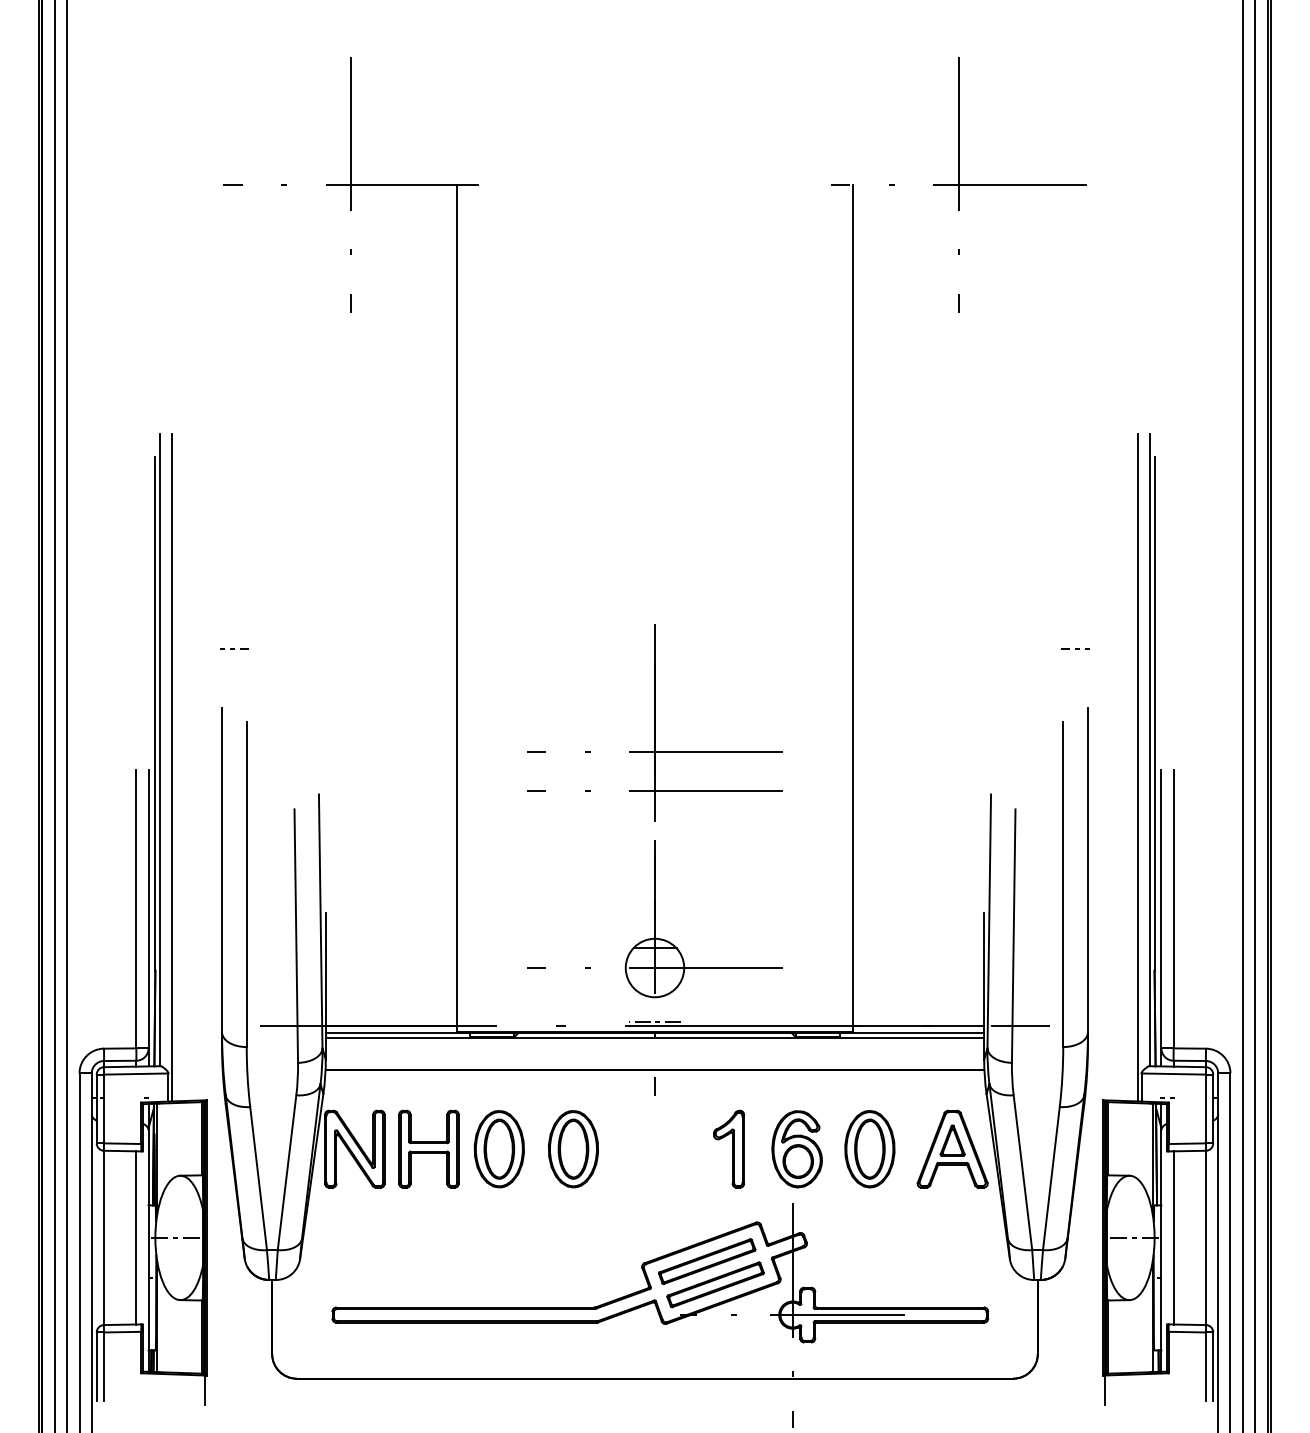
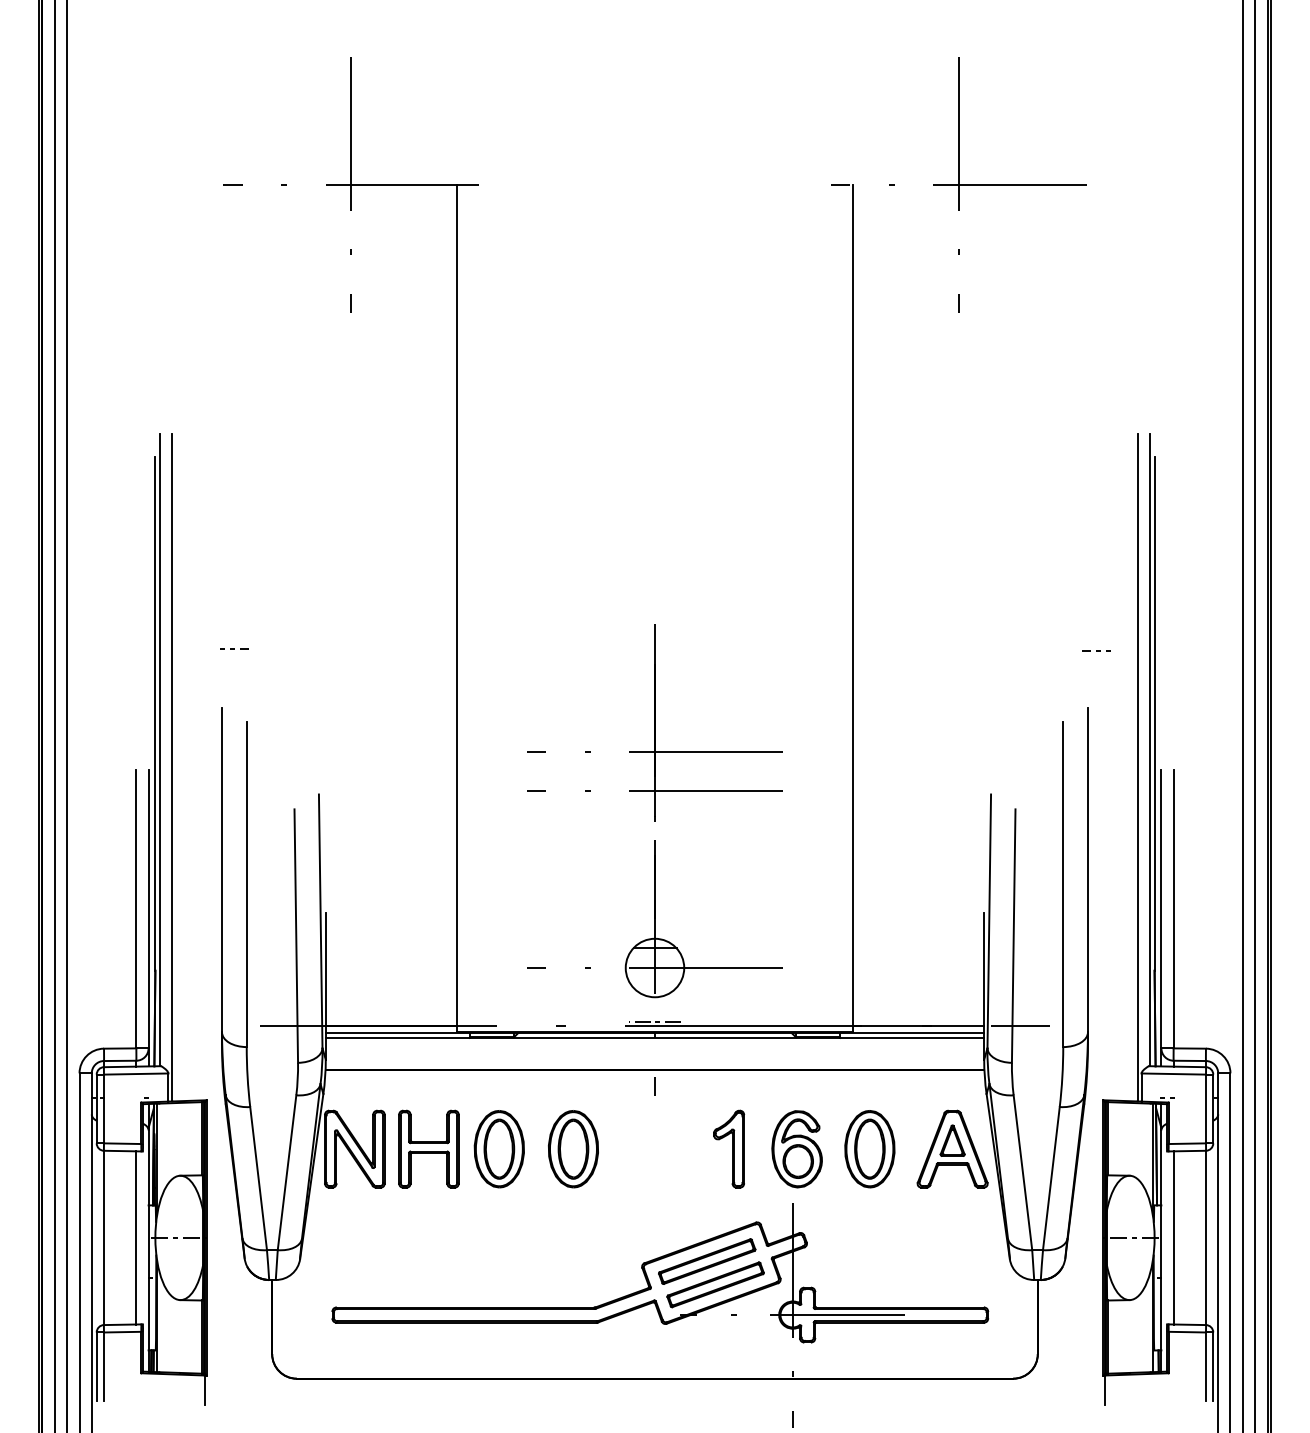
line position: (1075, 648) -> (1096, 650) (1096, 650)
